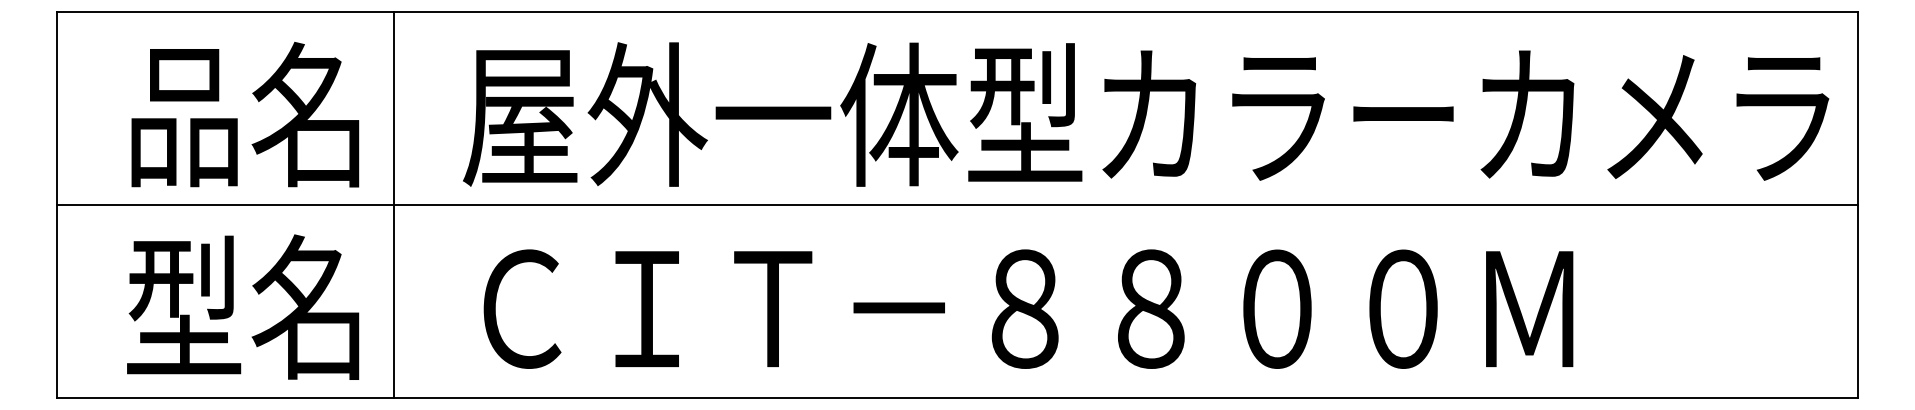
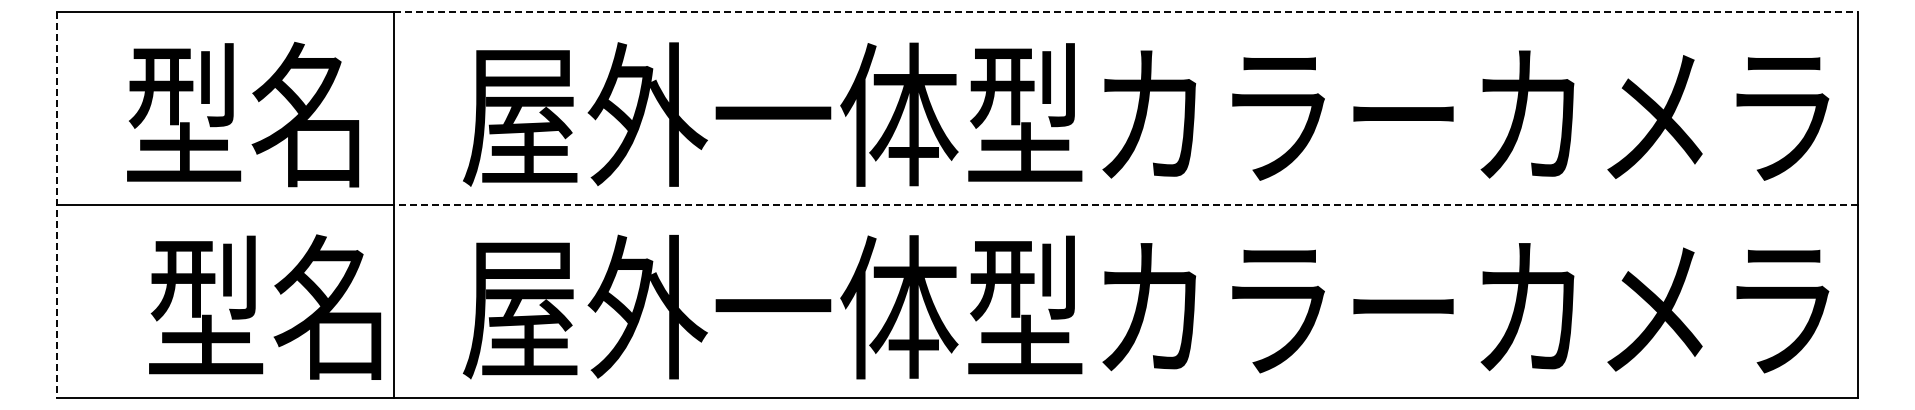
line: solid -> dashed (1125, 12)
text: 品名 -> 型名 (184, 115)
line: solid -> dashed (57, 205)
line: solid -> dashed (1125, 205)
text position: (243, 306) -> (265, 306) (265, 306)
text: ＣＩＴ－８８００Ｍ -> 屋外一体型カラーカメラ (1145, 306)
